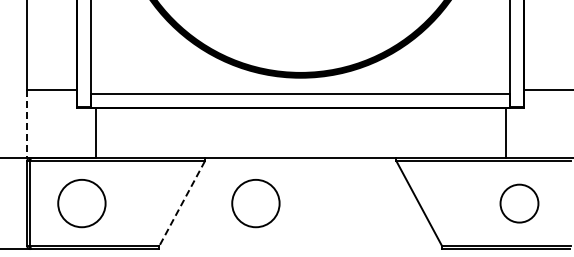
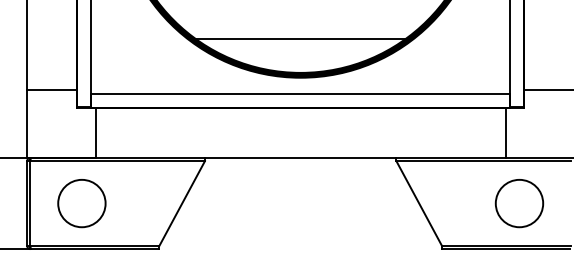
line: none -> present (300, 39)
line: dashed -> solid (27, 124)
line: dashed -> solid (181, 203)
circle: present -> none (255, 203)
circle size: 41x41 px -> 51x50 px (519, 203)
